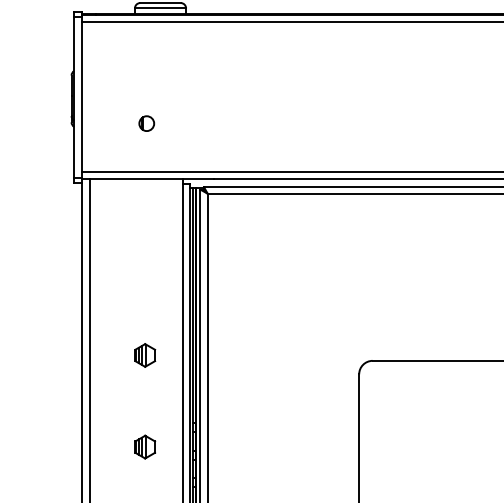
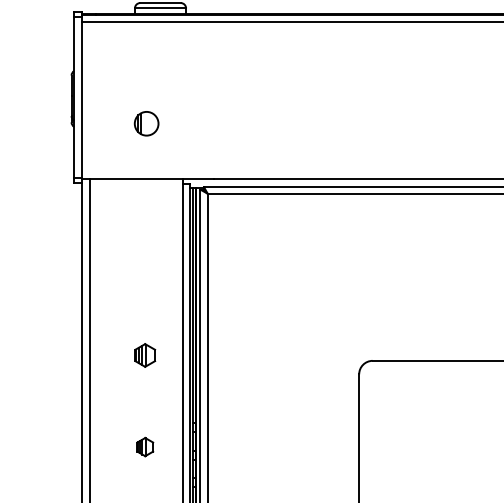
part size: 18x17 px -> 27x26 px (146, 123)
line: present -> none (291, 172)
part size: 23x26 px -> 19x22 px (145, 446)
